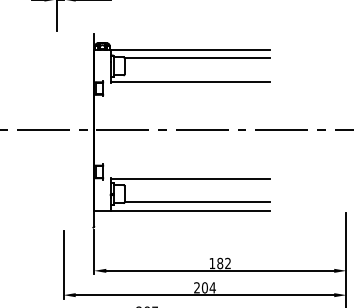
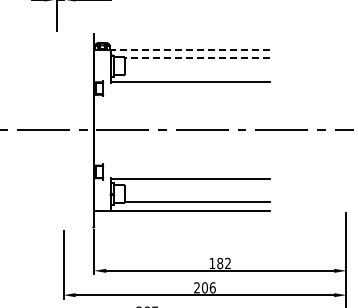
line: solid -> dashed (190, 49)
line: solid -> dashed (197, 58)
text: 204 -> 206 (212, 287)
